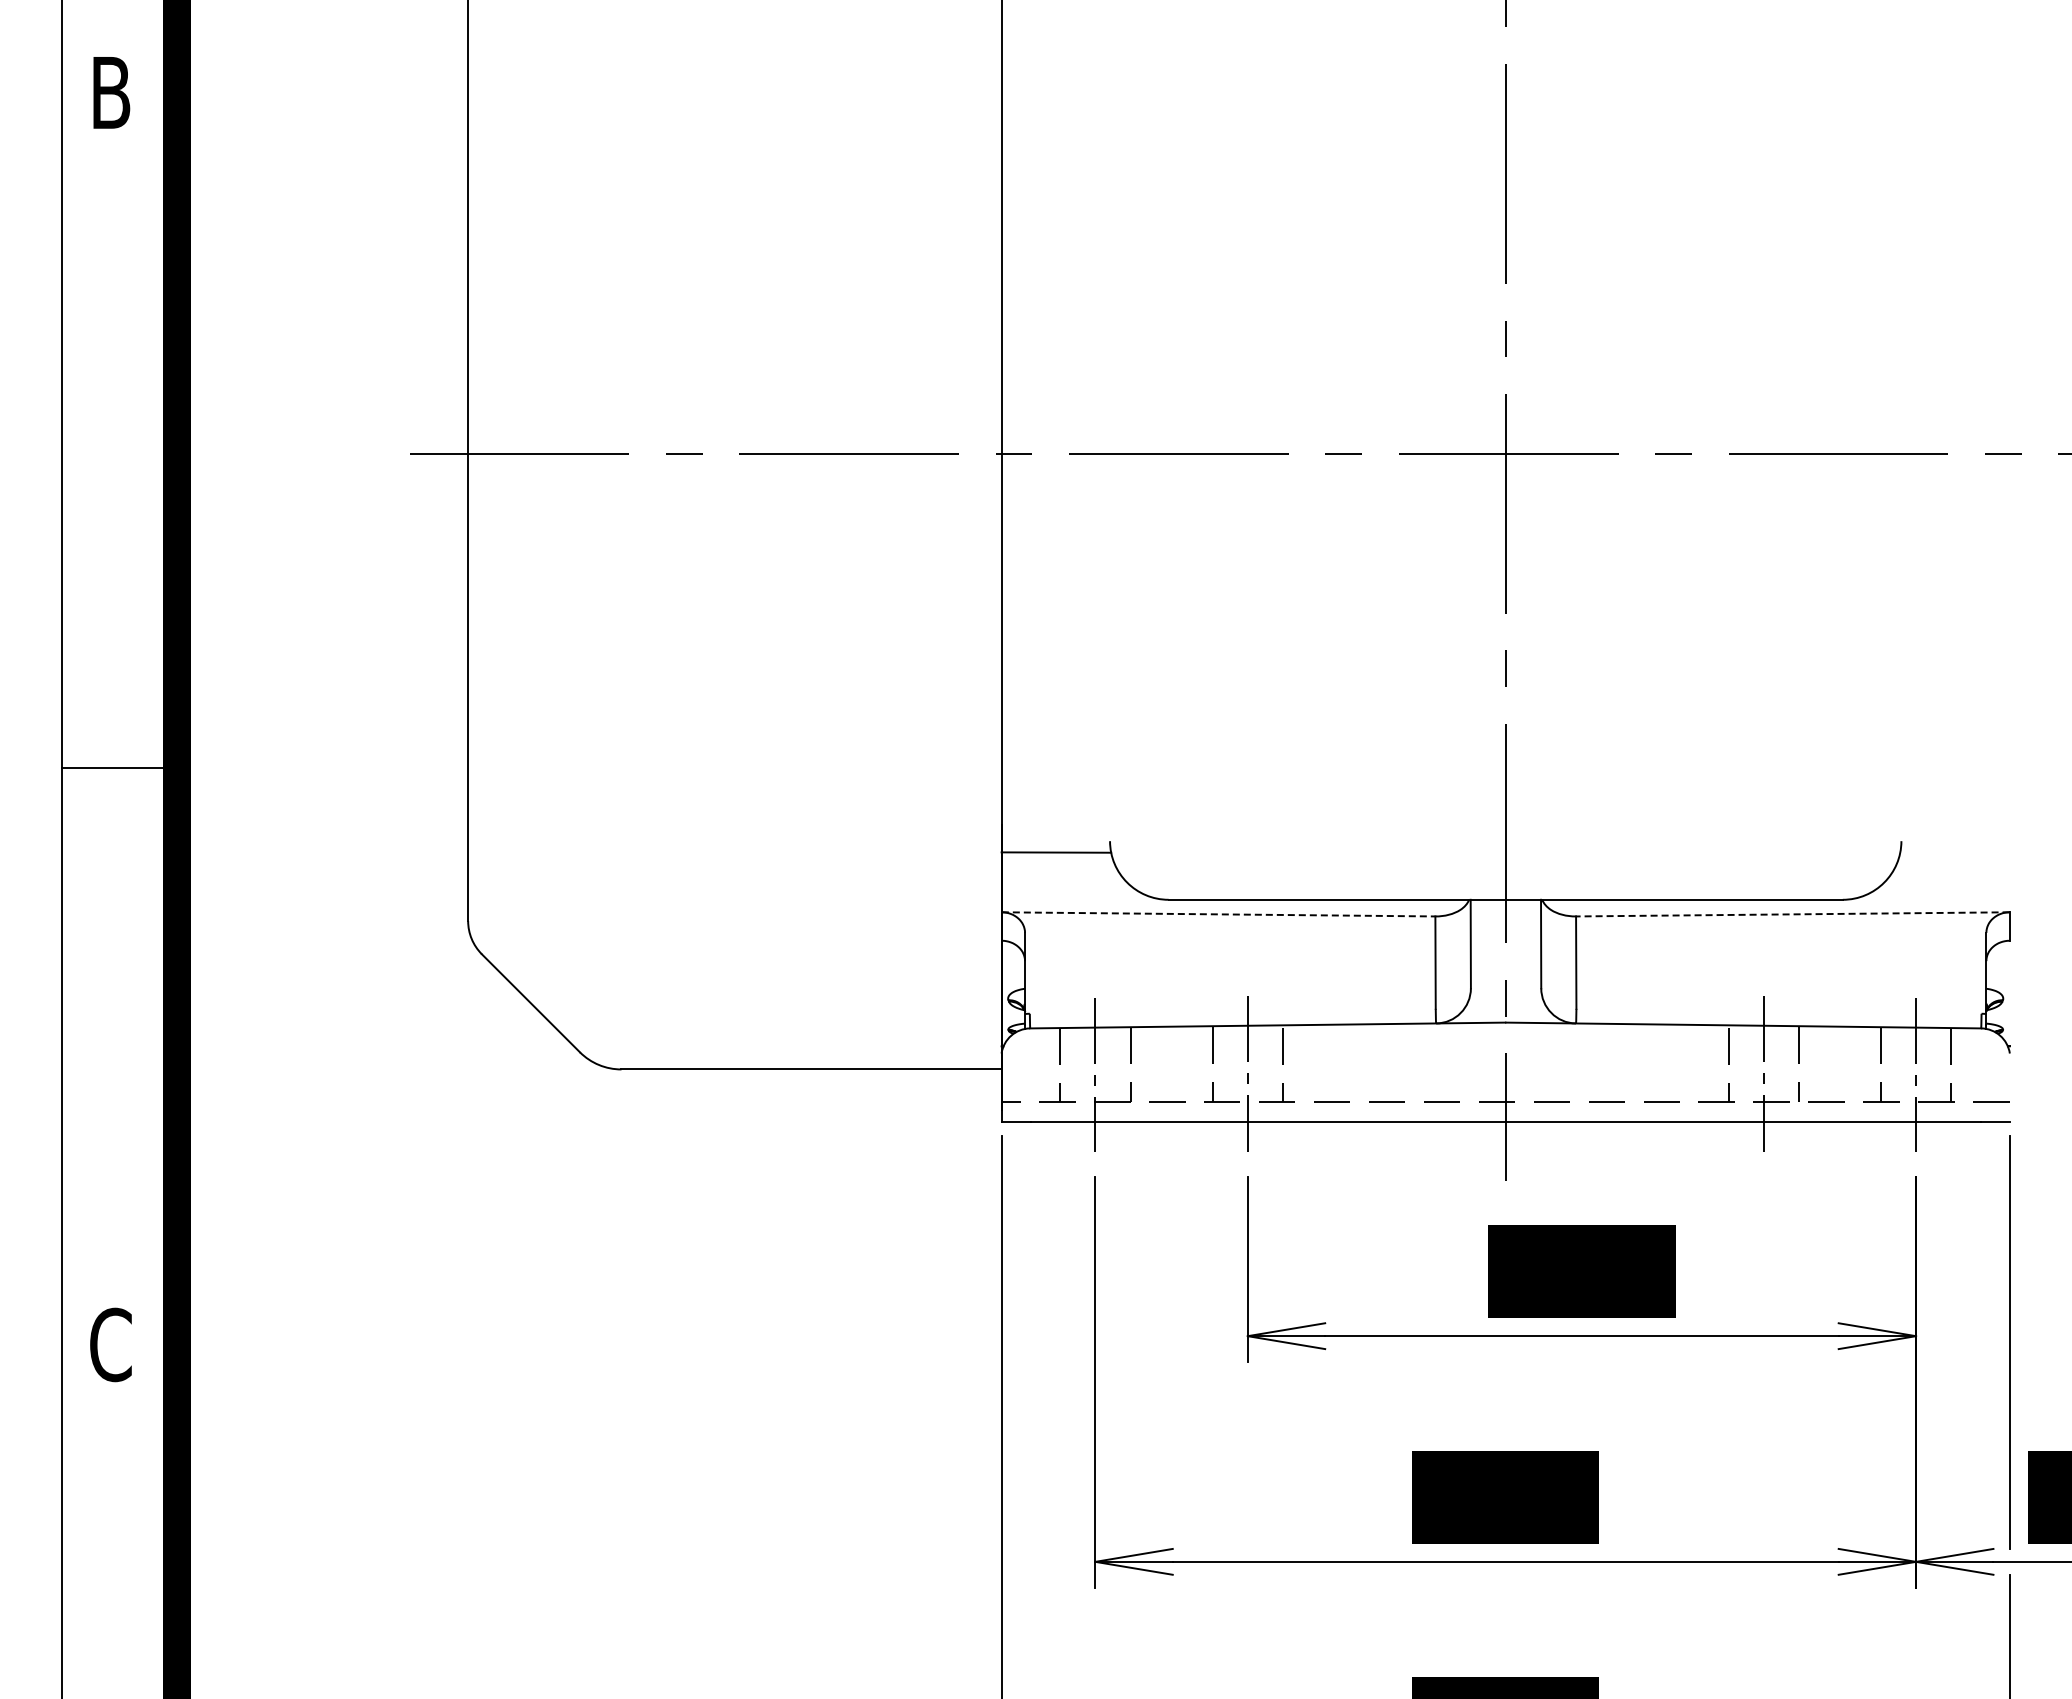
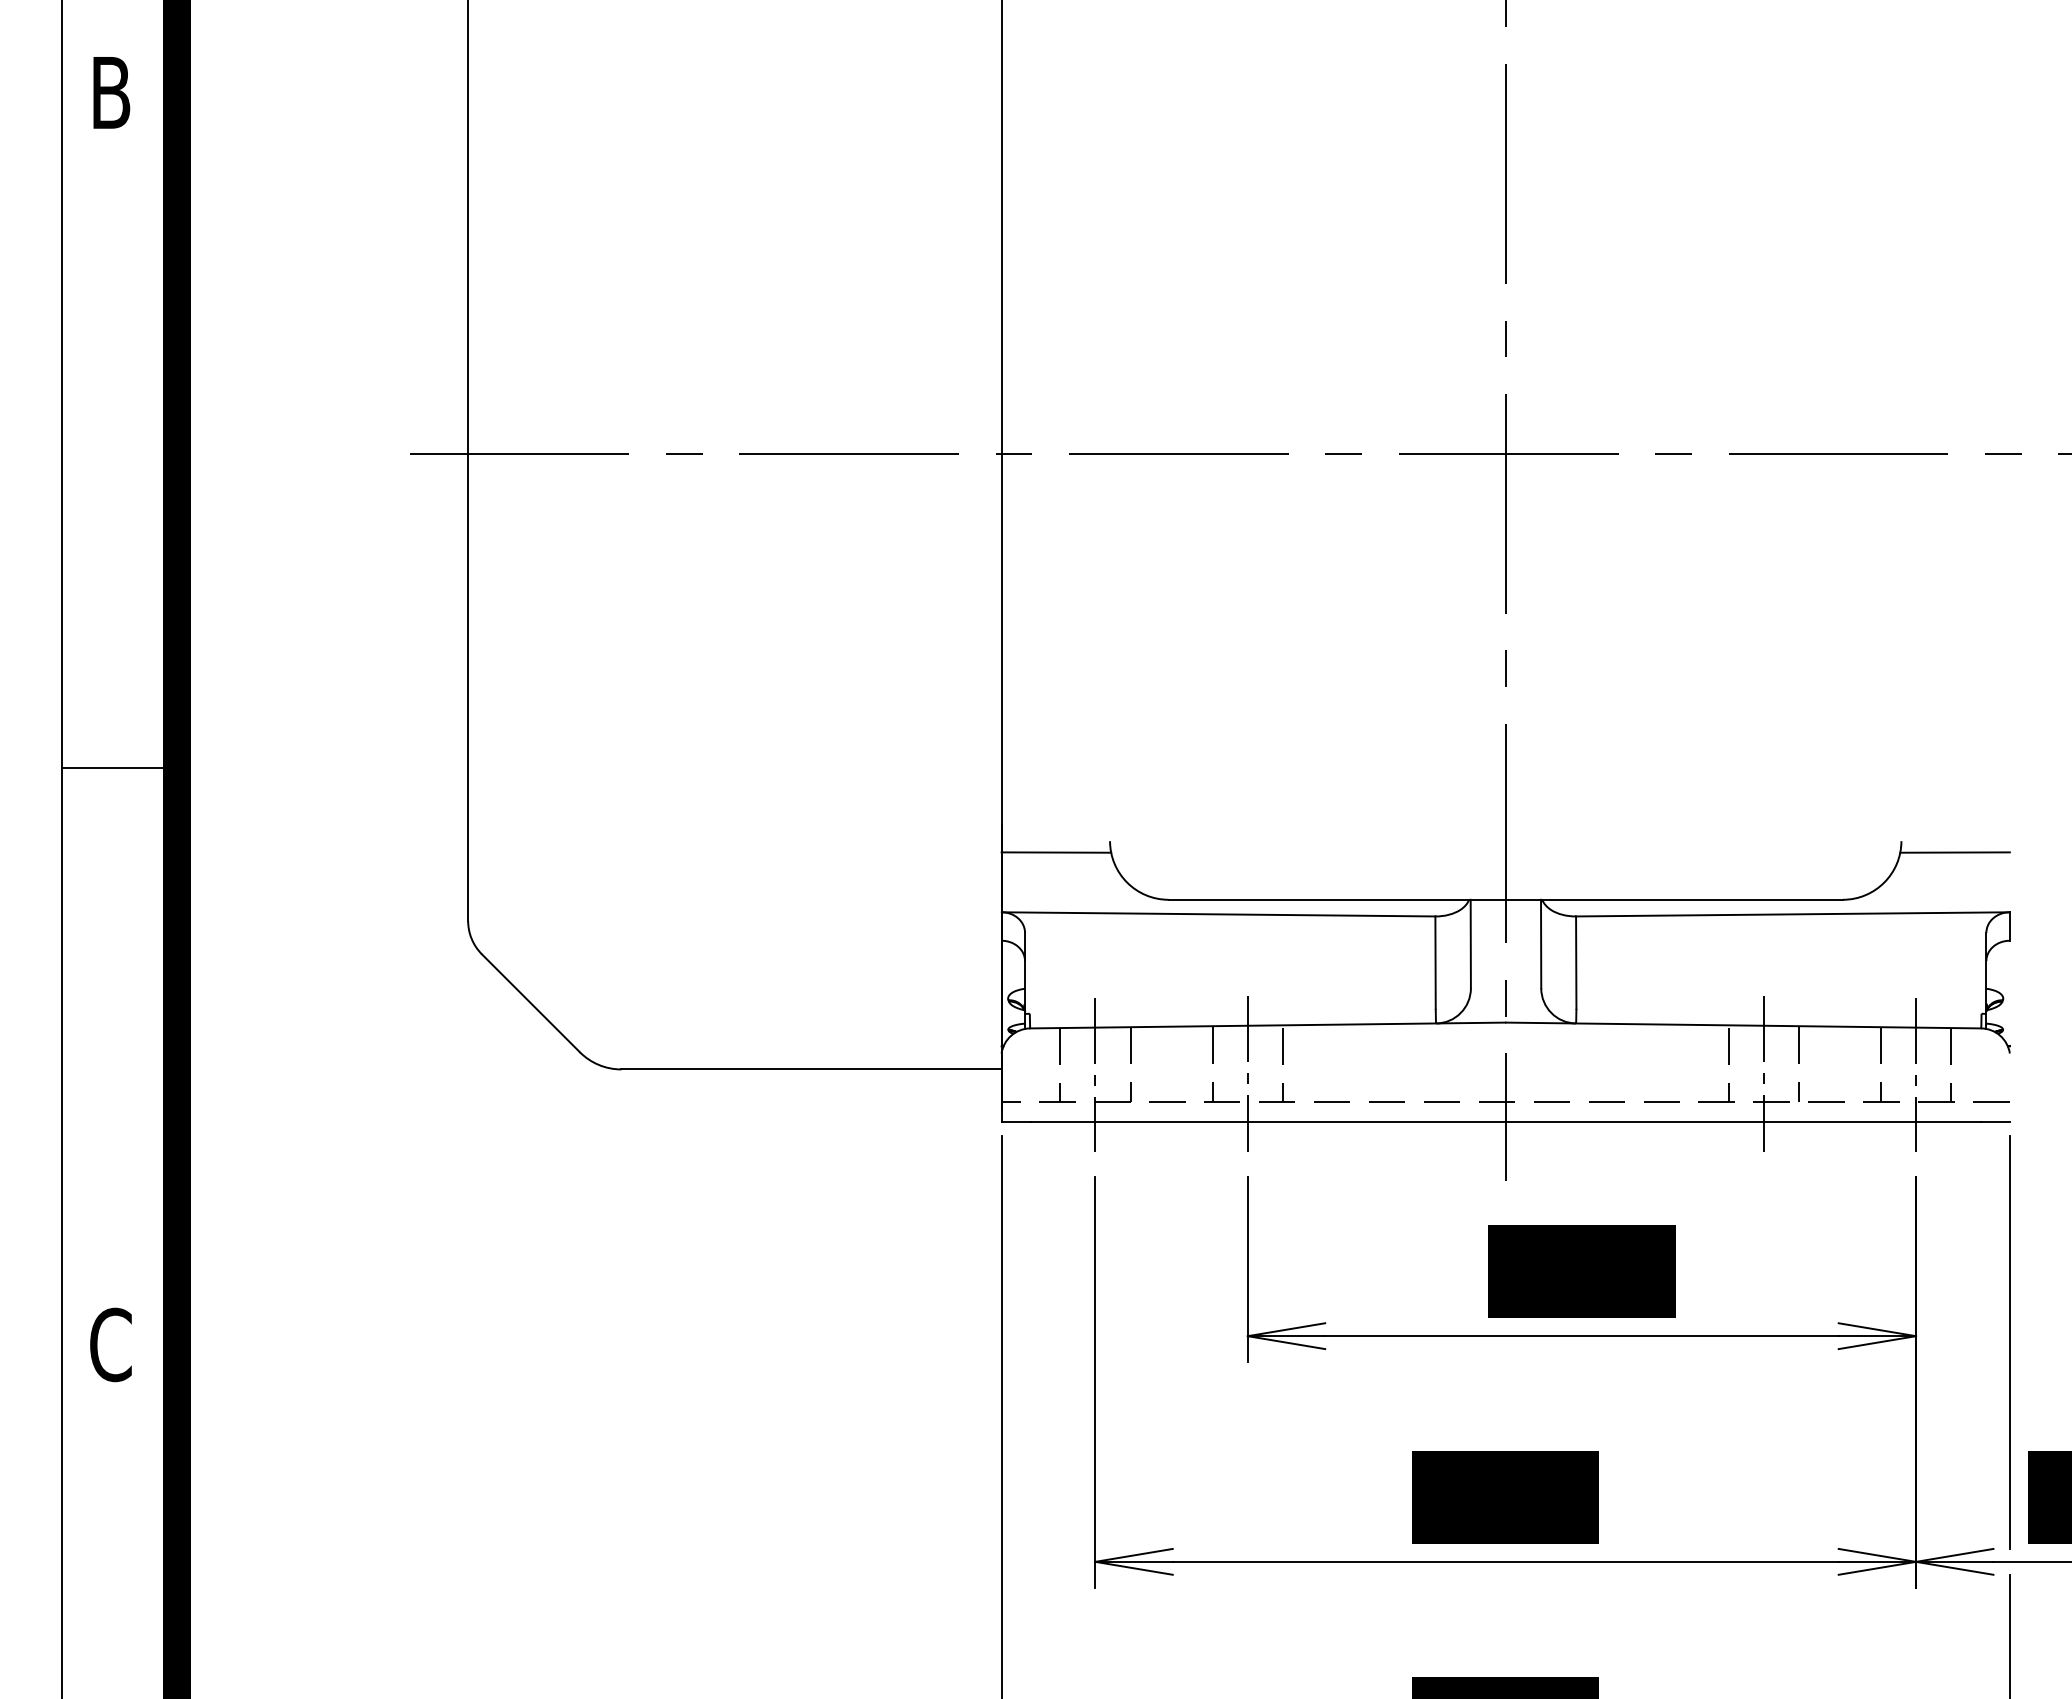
line: none -> present (1954, 852)
line: dashed -> solid (1218, 914)
line: dashed -> solid (1792, 914)
